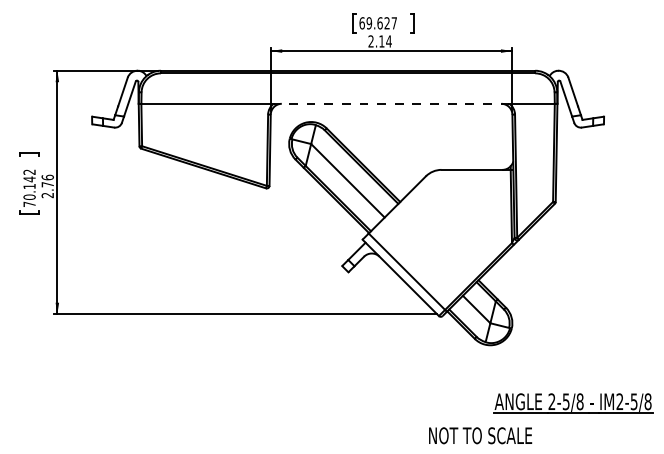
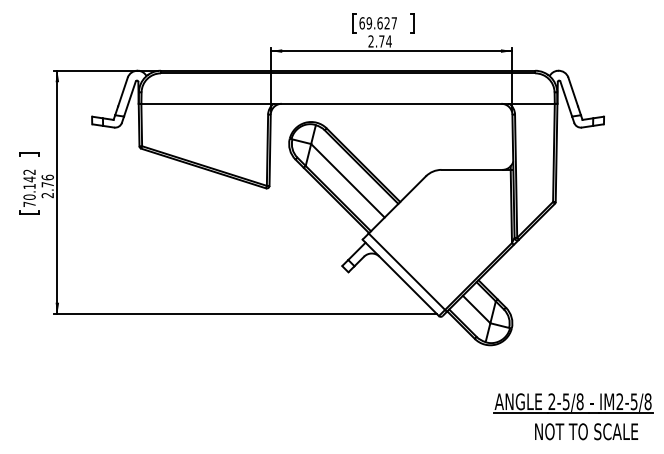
text: 2.14 -> 2.74 (381, 41)
line: dashed -> solid (391, 103)
text position: (480, 435) -> (586, 431) (586, 431)
